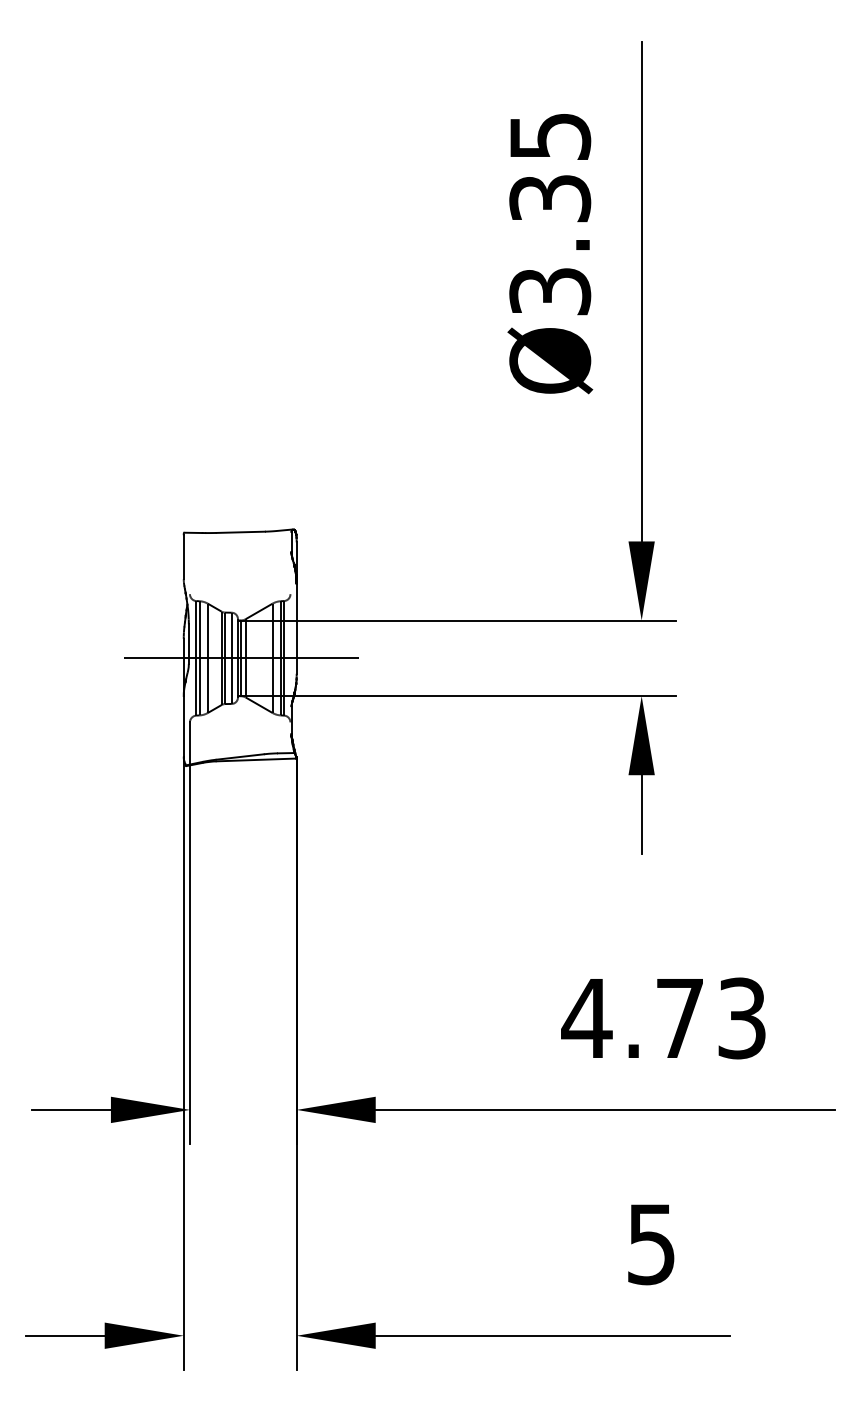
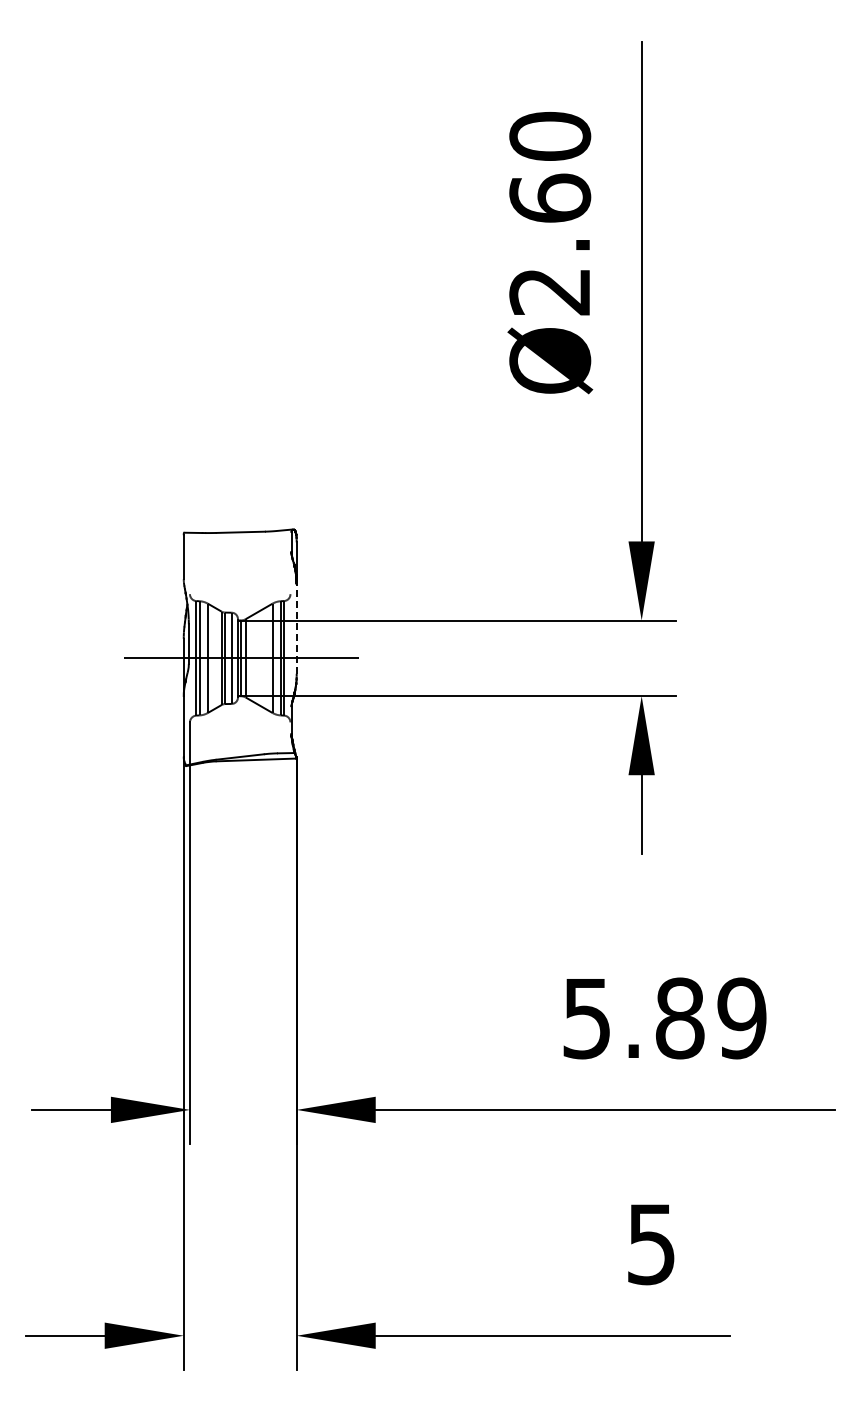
text: Ø3.35 -> Ø2.60 (550, 213)
line: solid -> dashed (296, 628)
text: 4.73 -> 5.89 (663, 1018)
